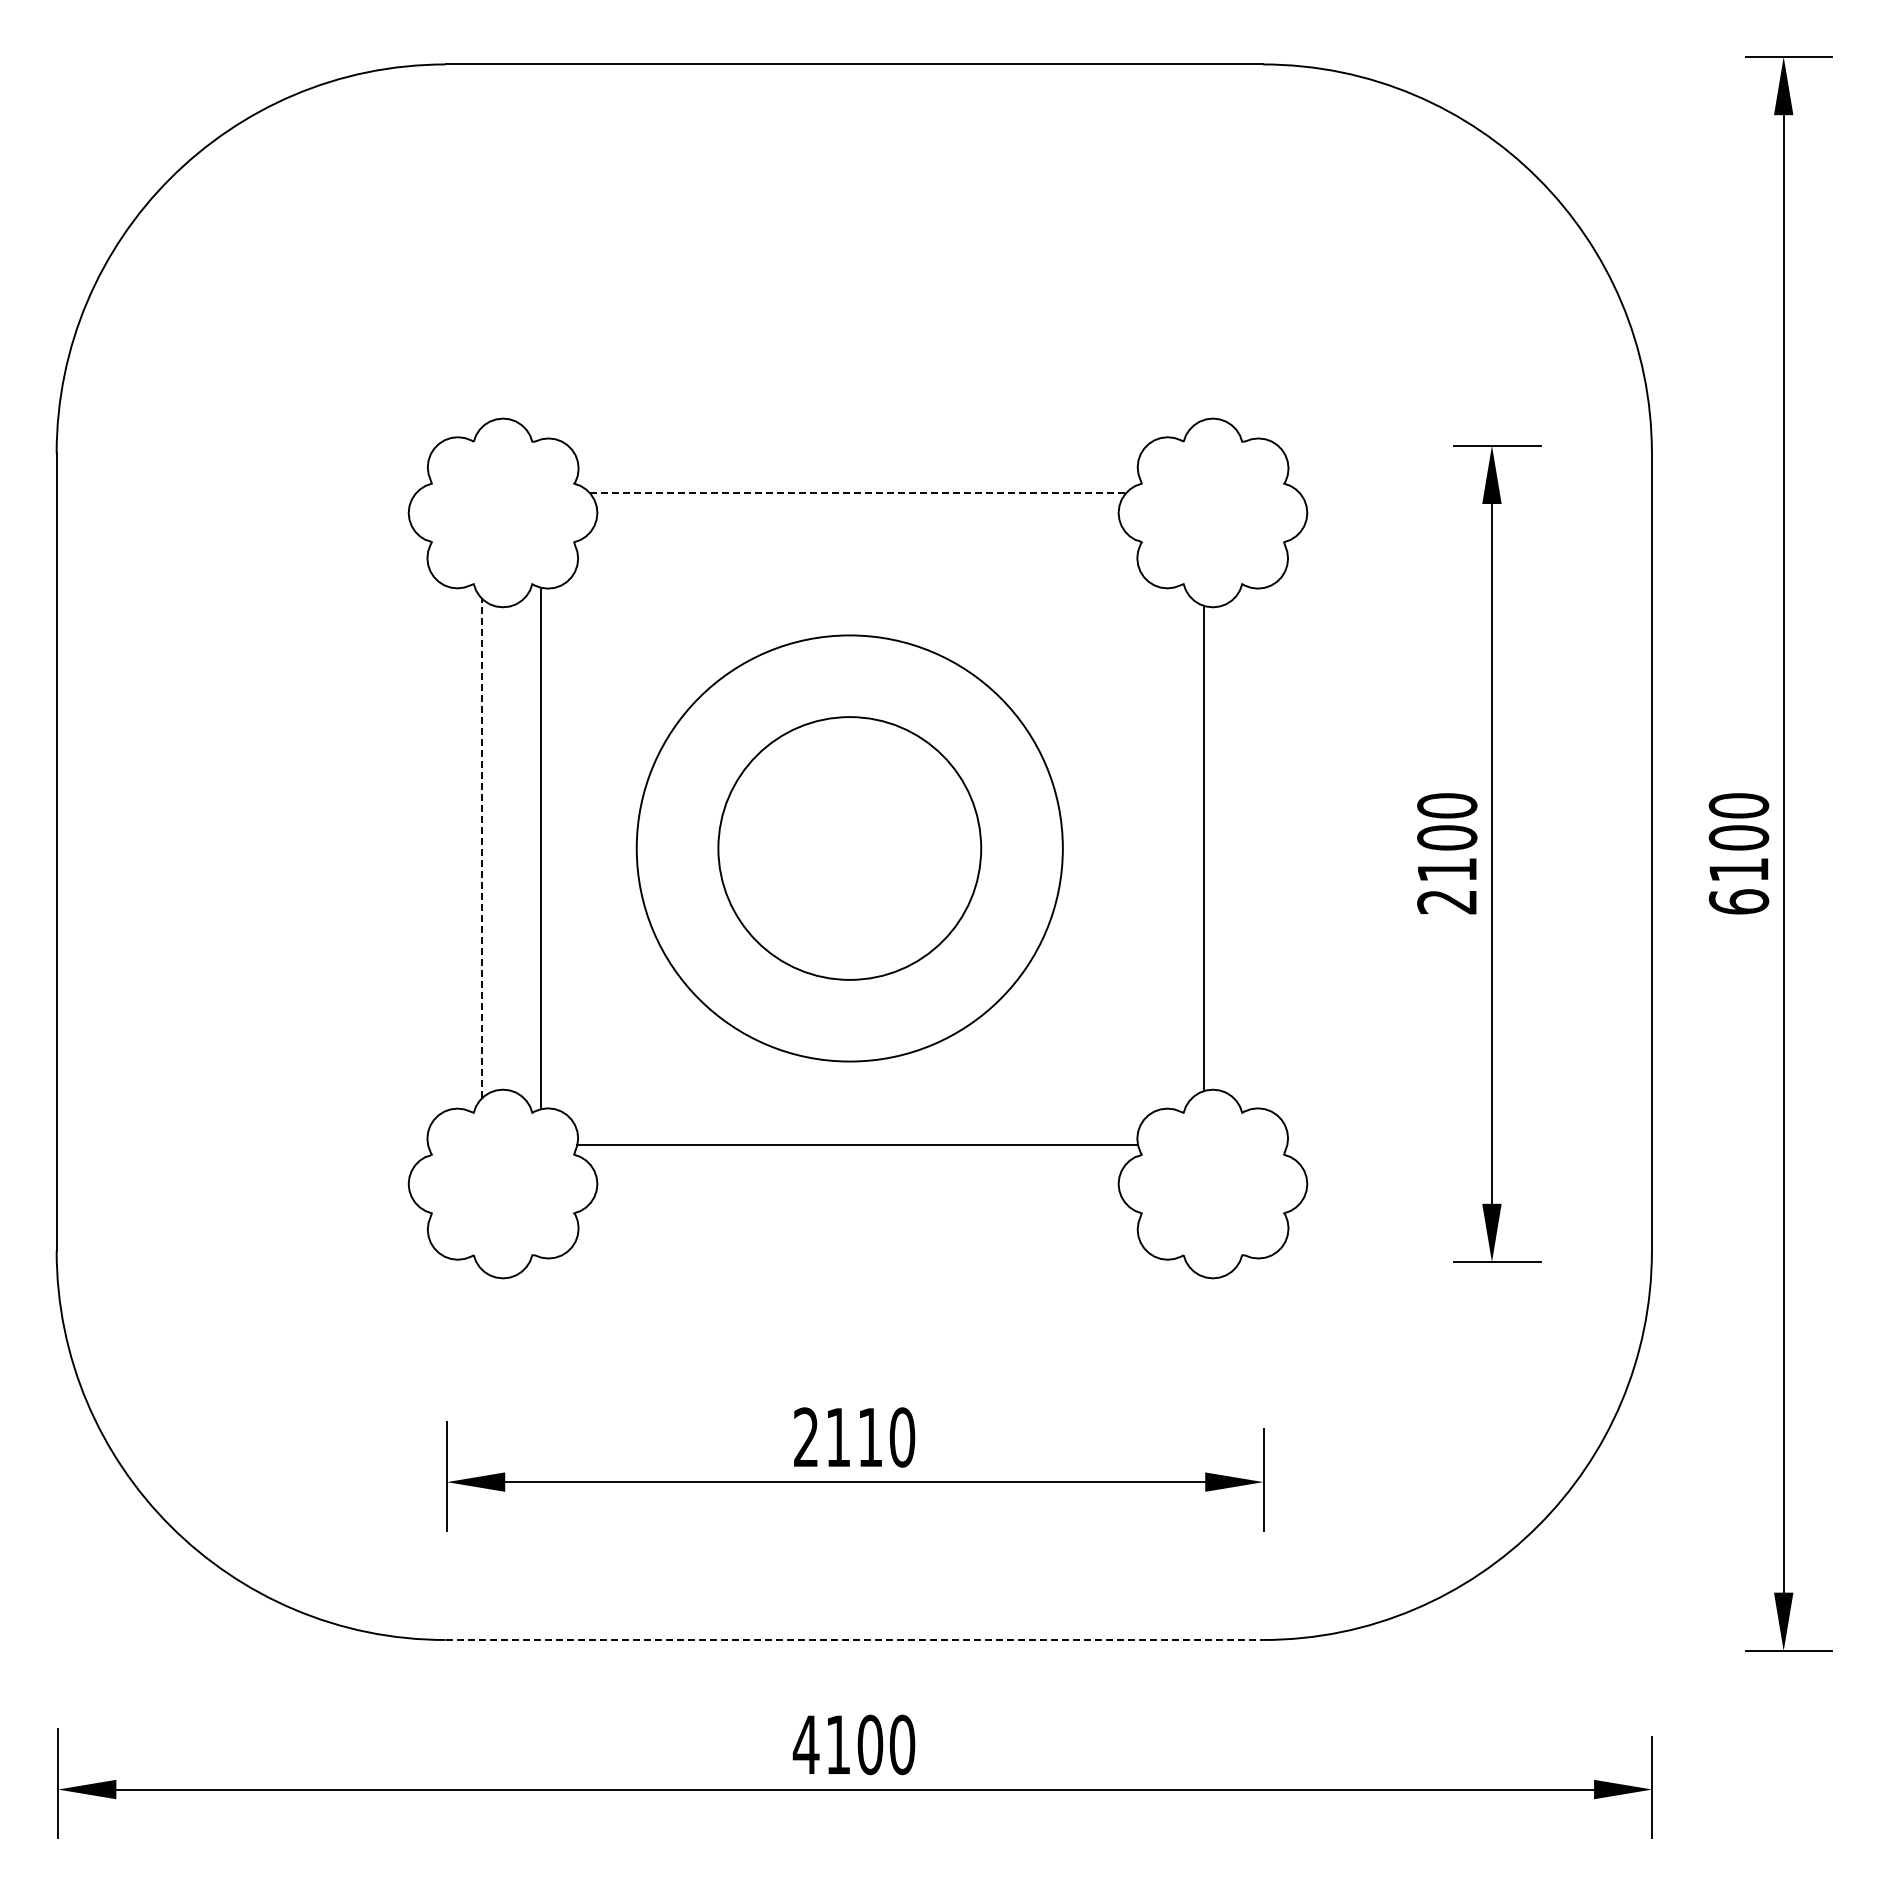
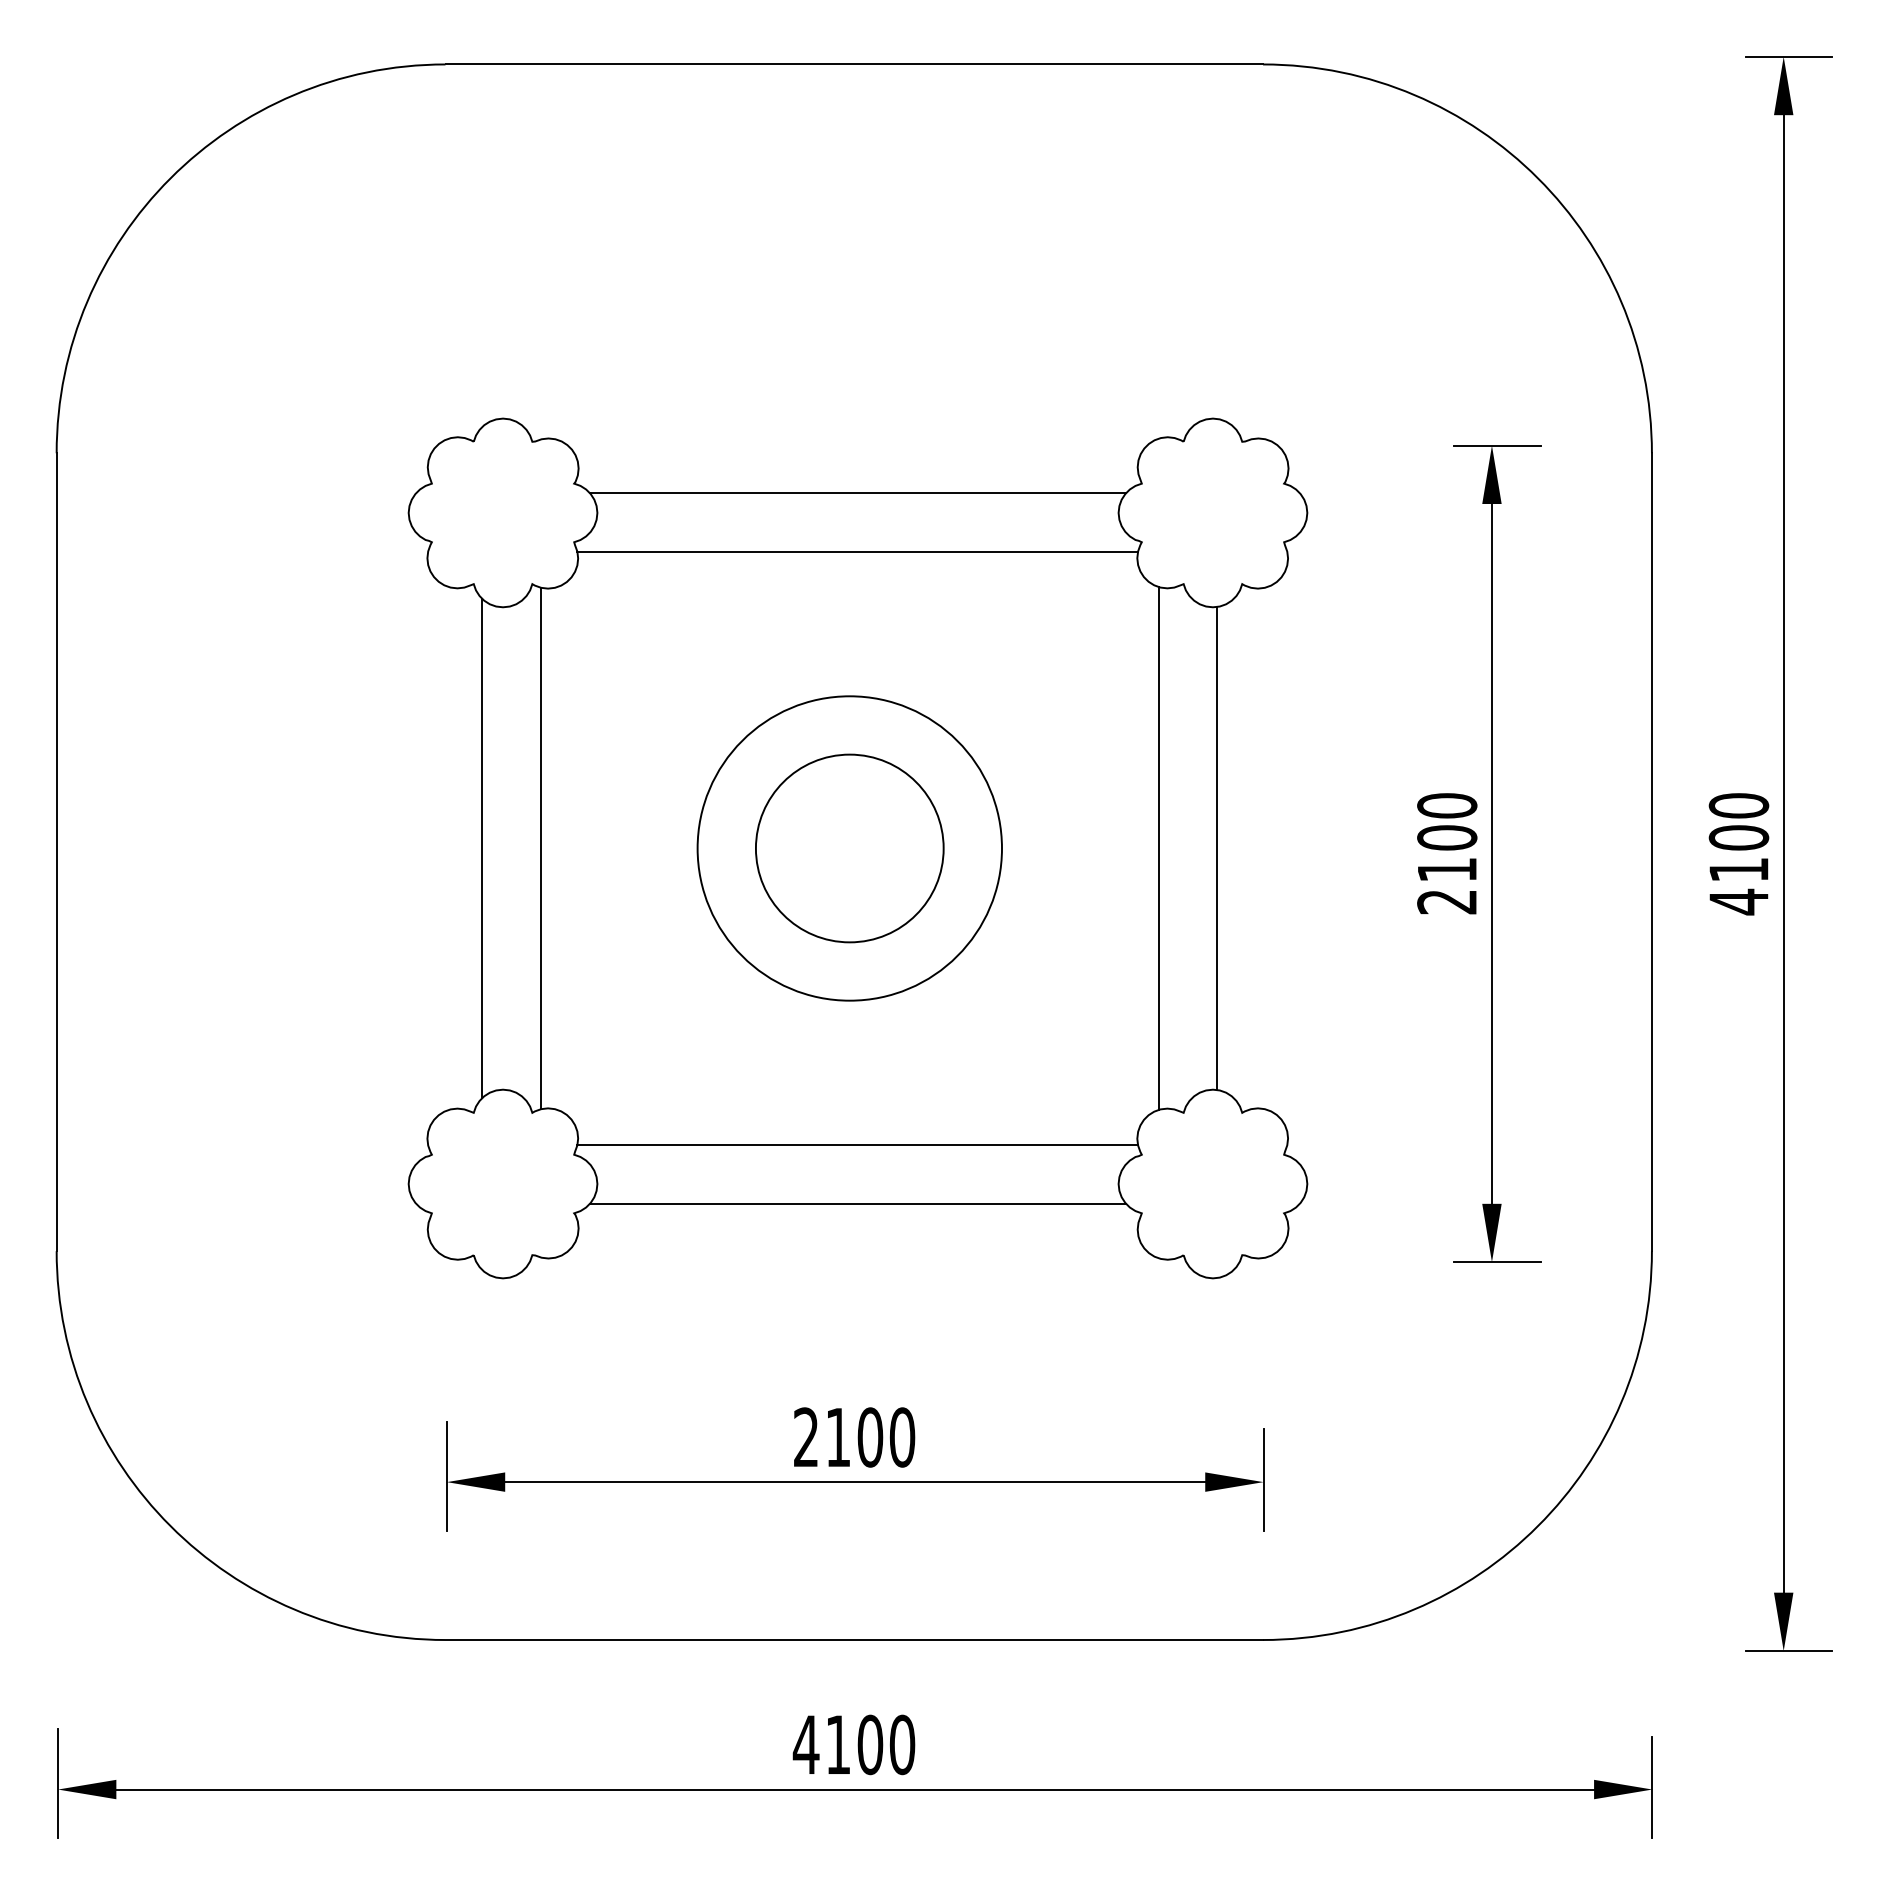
line: dashed -> solid (858, 493)
line: none -> present (857, 551)
line: dashed -> solid (482, 848)
circle diameter: 263 px -> 188 px (849, 848)
circle diameter: 426 px -> 304 px (849, 848)
line: none -> present (1159, 848)
line position: (1204, 848) -> (1217, 848) (1217, 848)
text: 6100 -> 4100 (1738, 901)
line: none -> present (857, 1203)
text: 2110 -> 2100 (870, 1437)
line: dashed -> solid (854, 1640)
